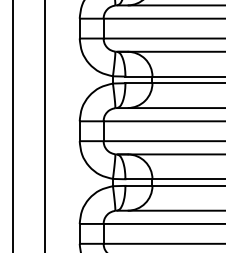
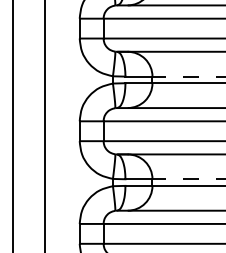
line: solid -> dashed (188, 76)
line: solid -> dashed (188, 179)
